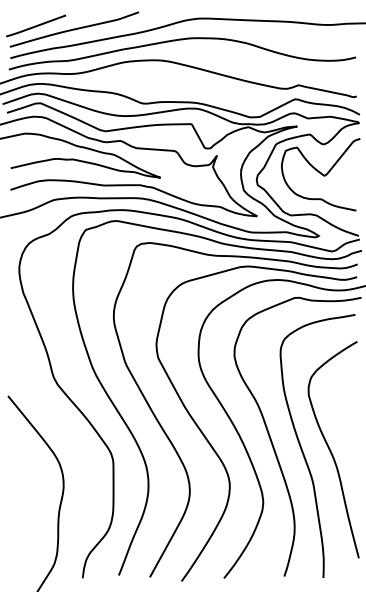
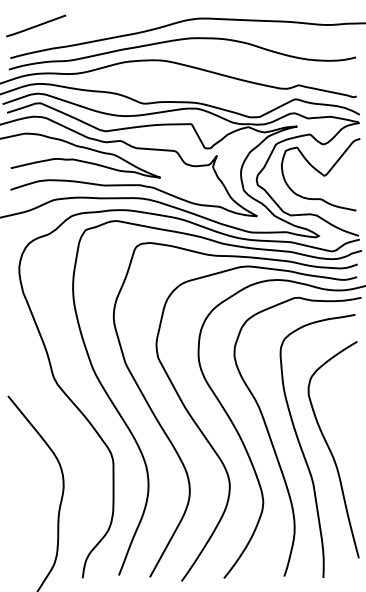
curve: present -> none (74, 29)
